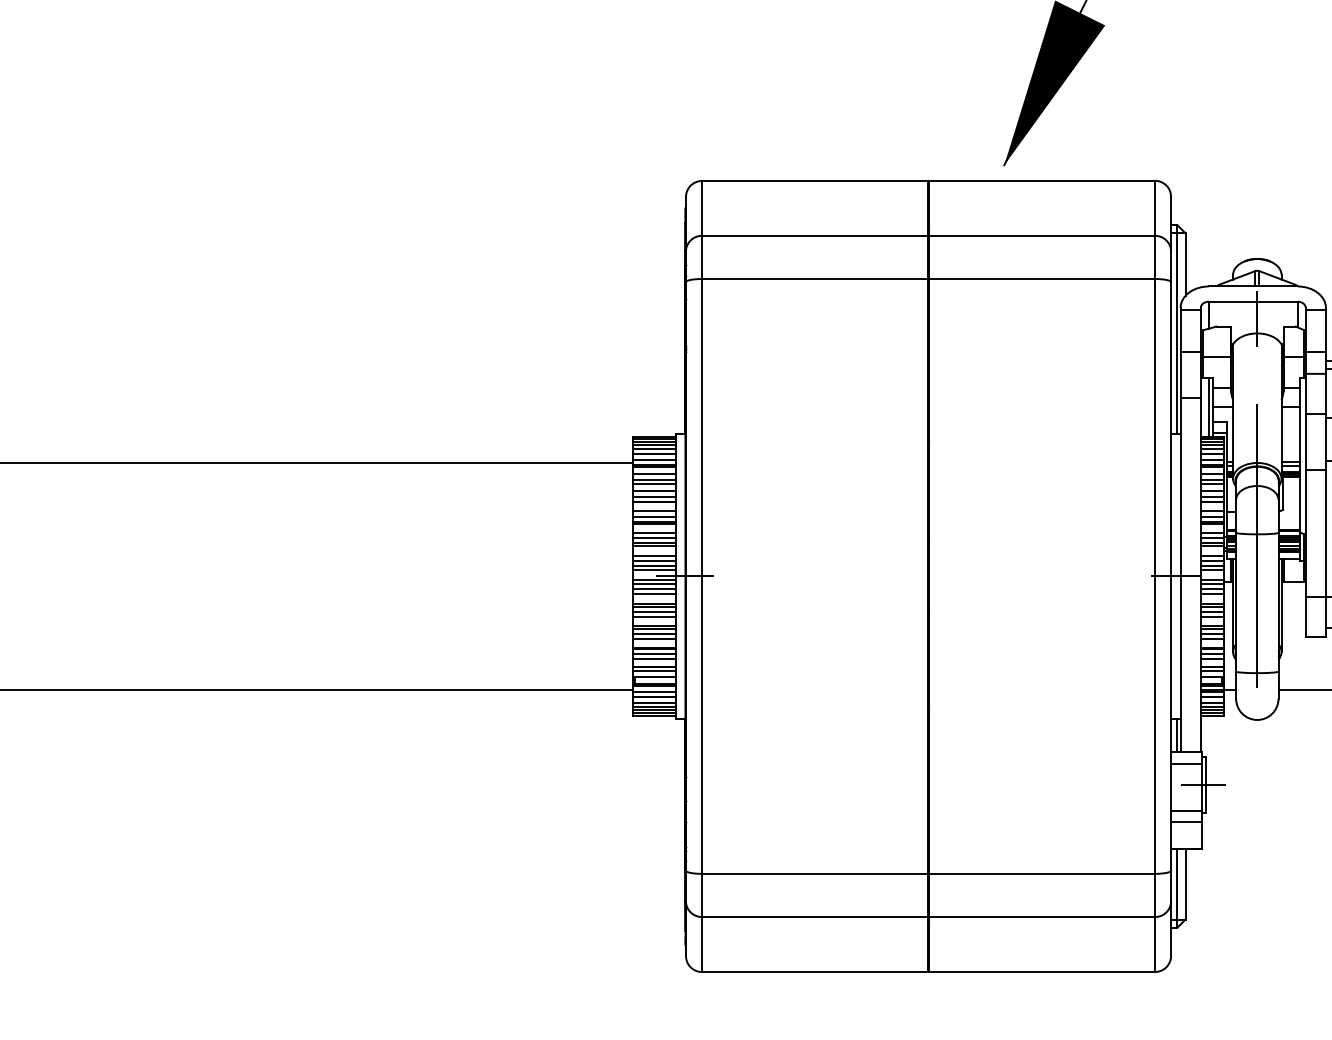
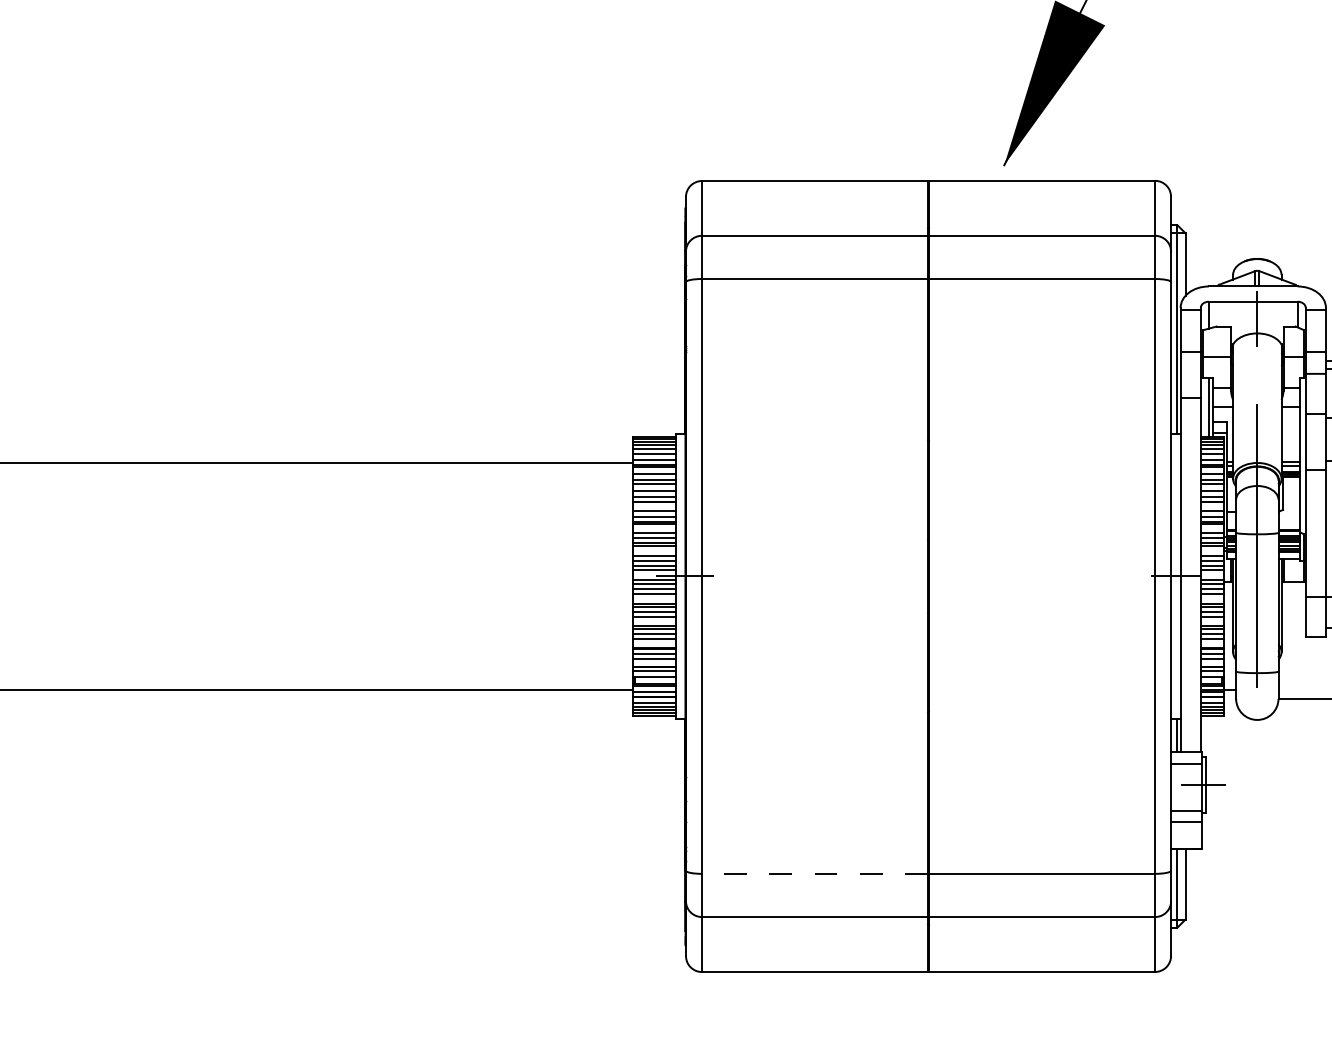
line position: (1303, 689) -> (1303, 698) (1303, 698)
line: solid -> dashed (814, 873)
